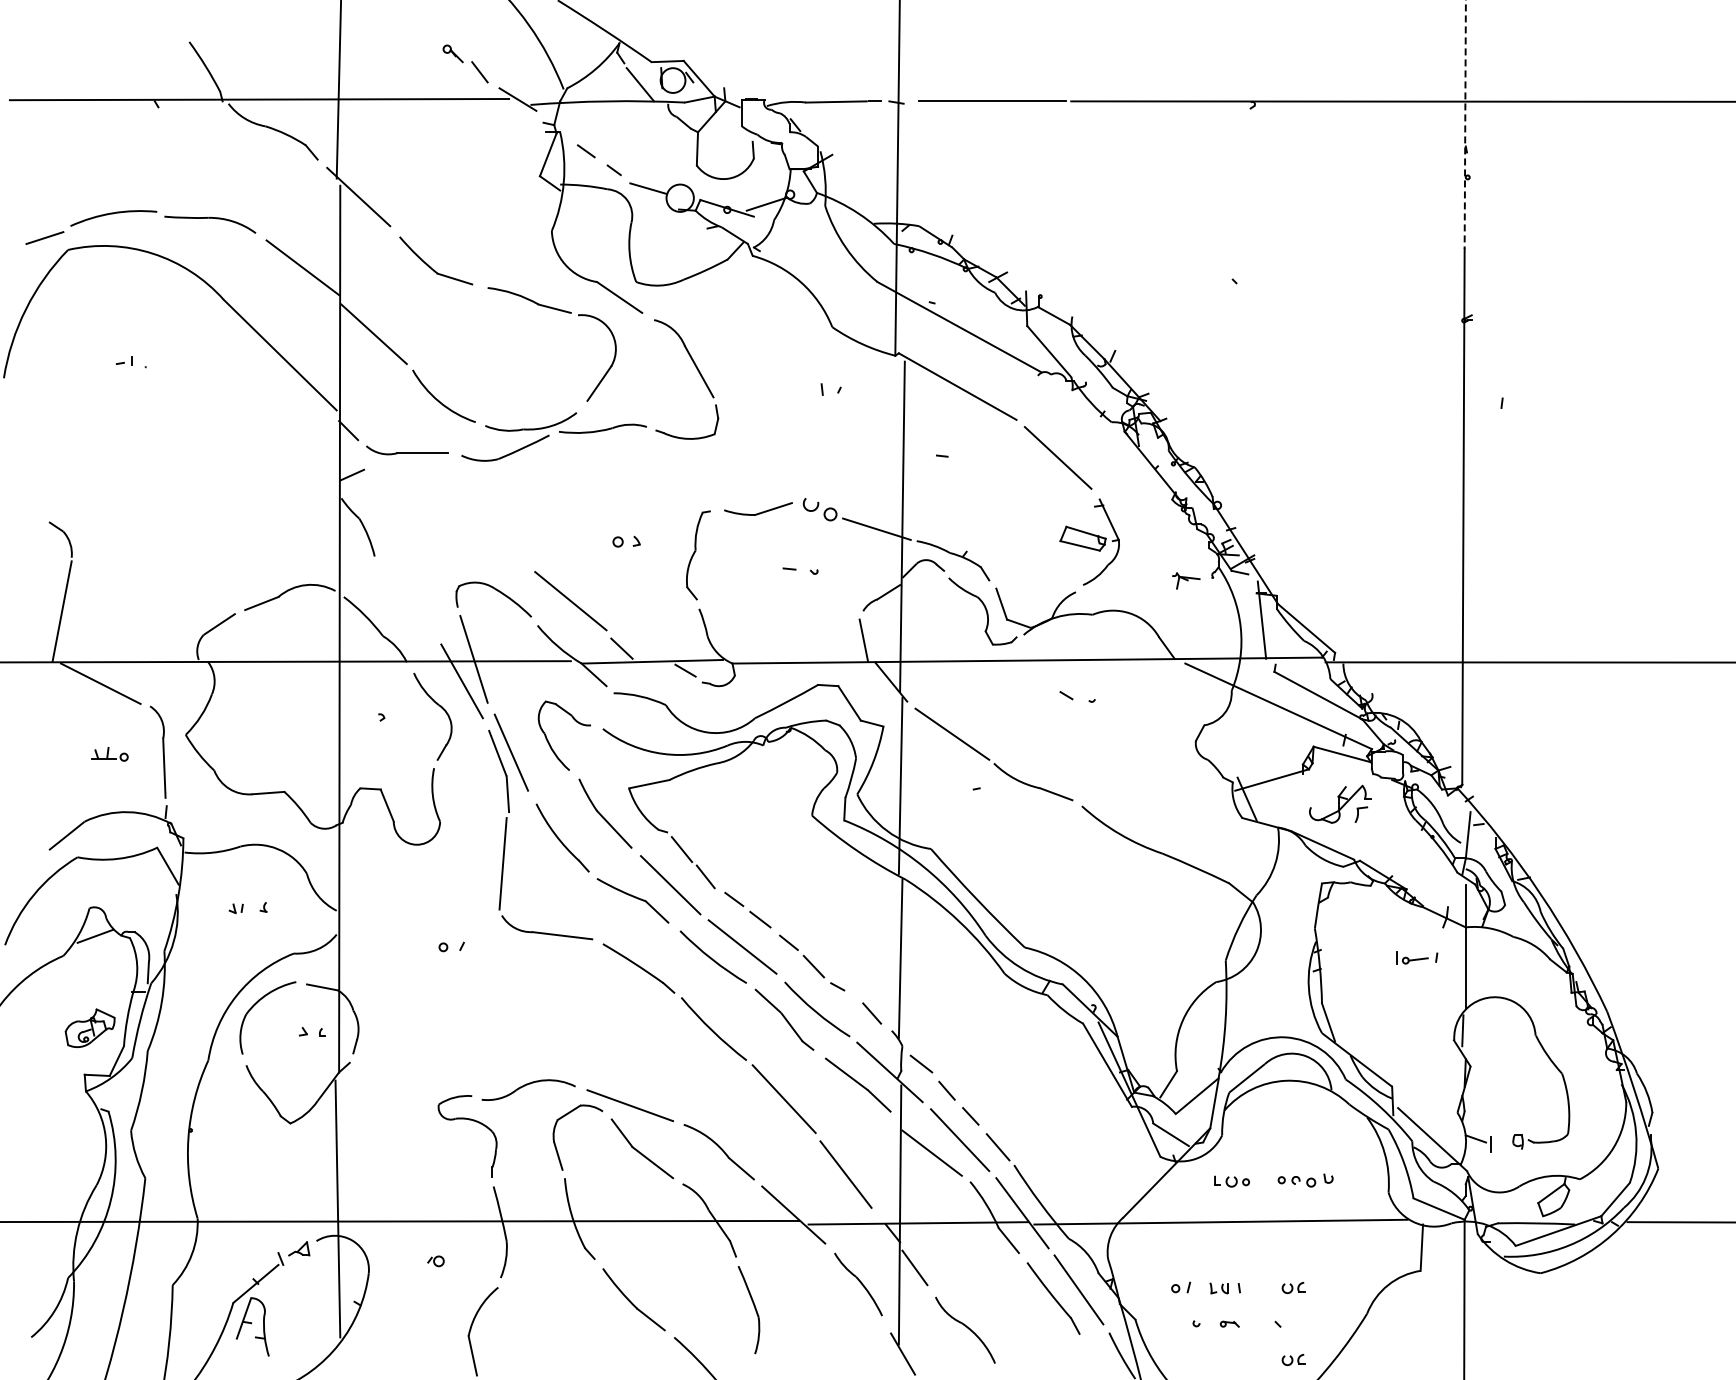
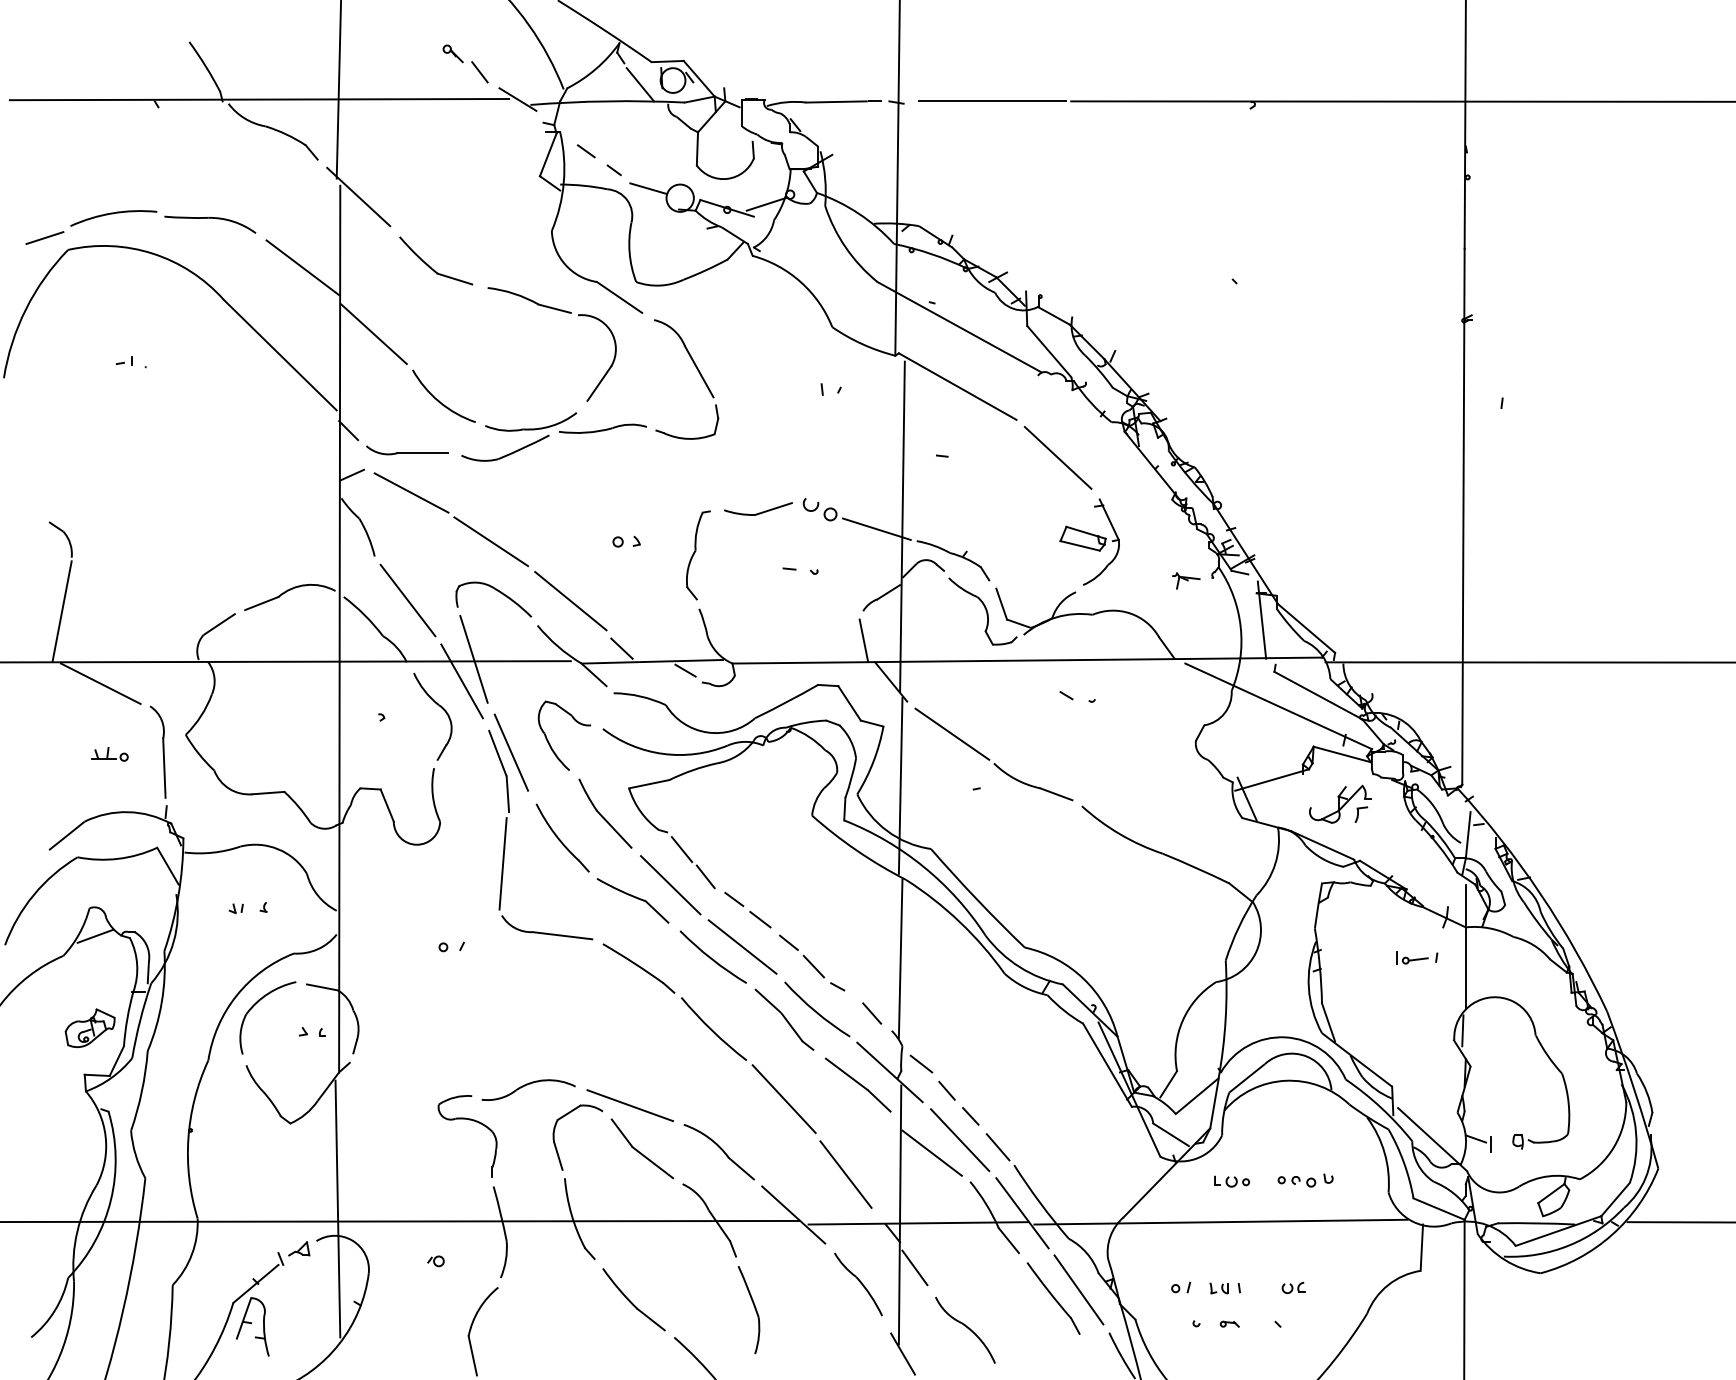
line: dashed -> solid (1465, 124)
line: none -> present (411, 492)
line: none -> present (491, 541)
line: none -> present (407, 600)
part: present -> none (1293, 1359)
